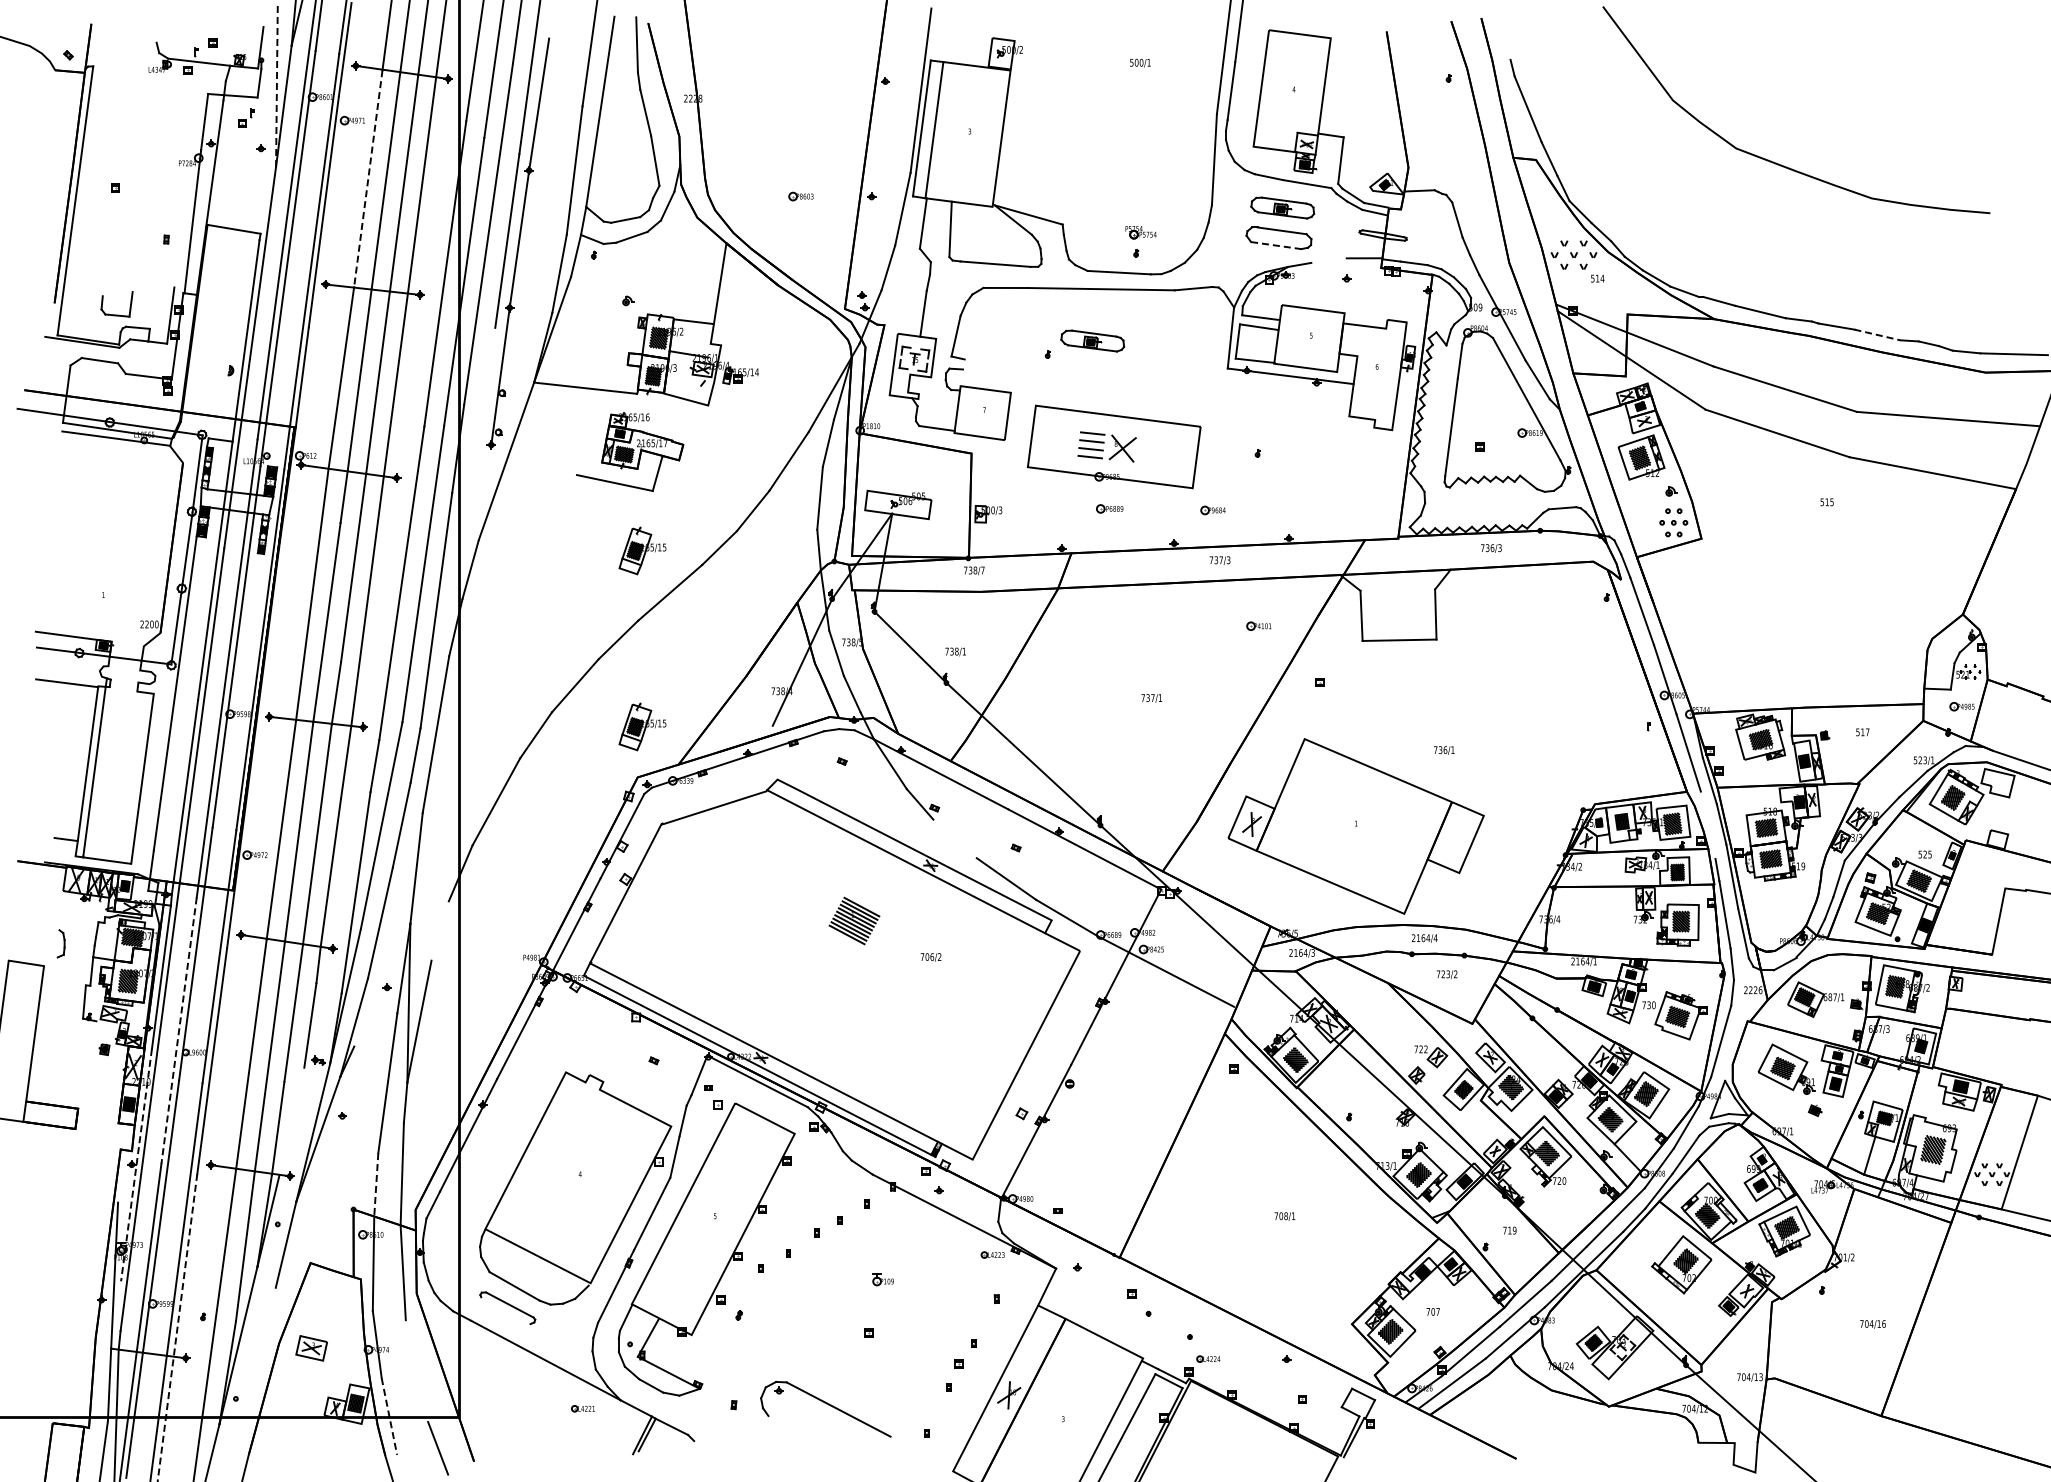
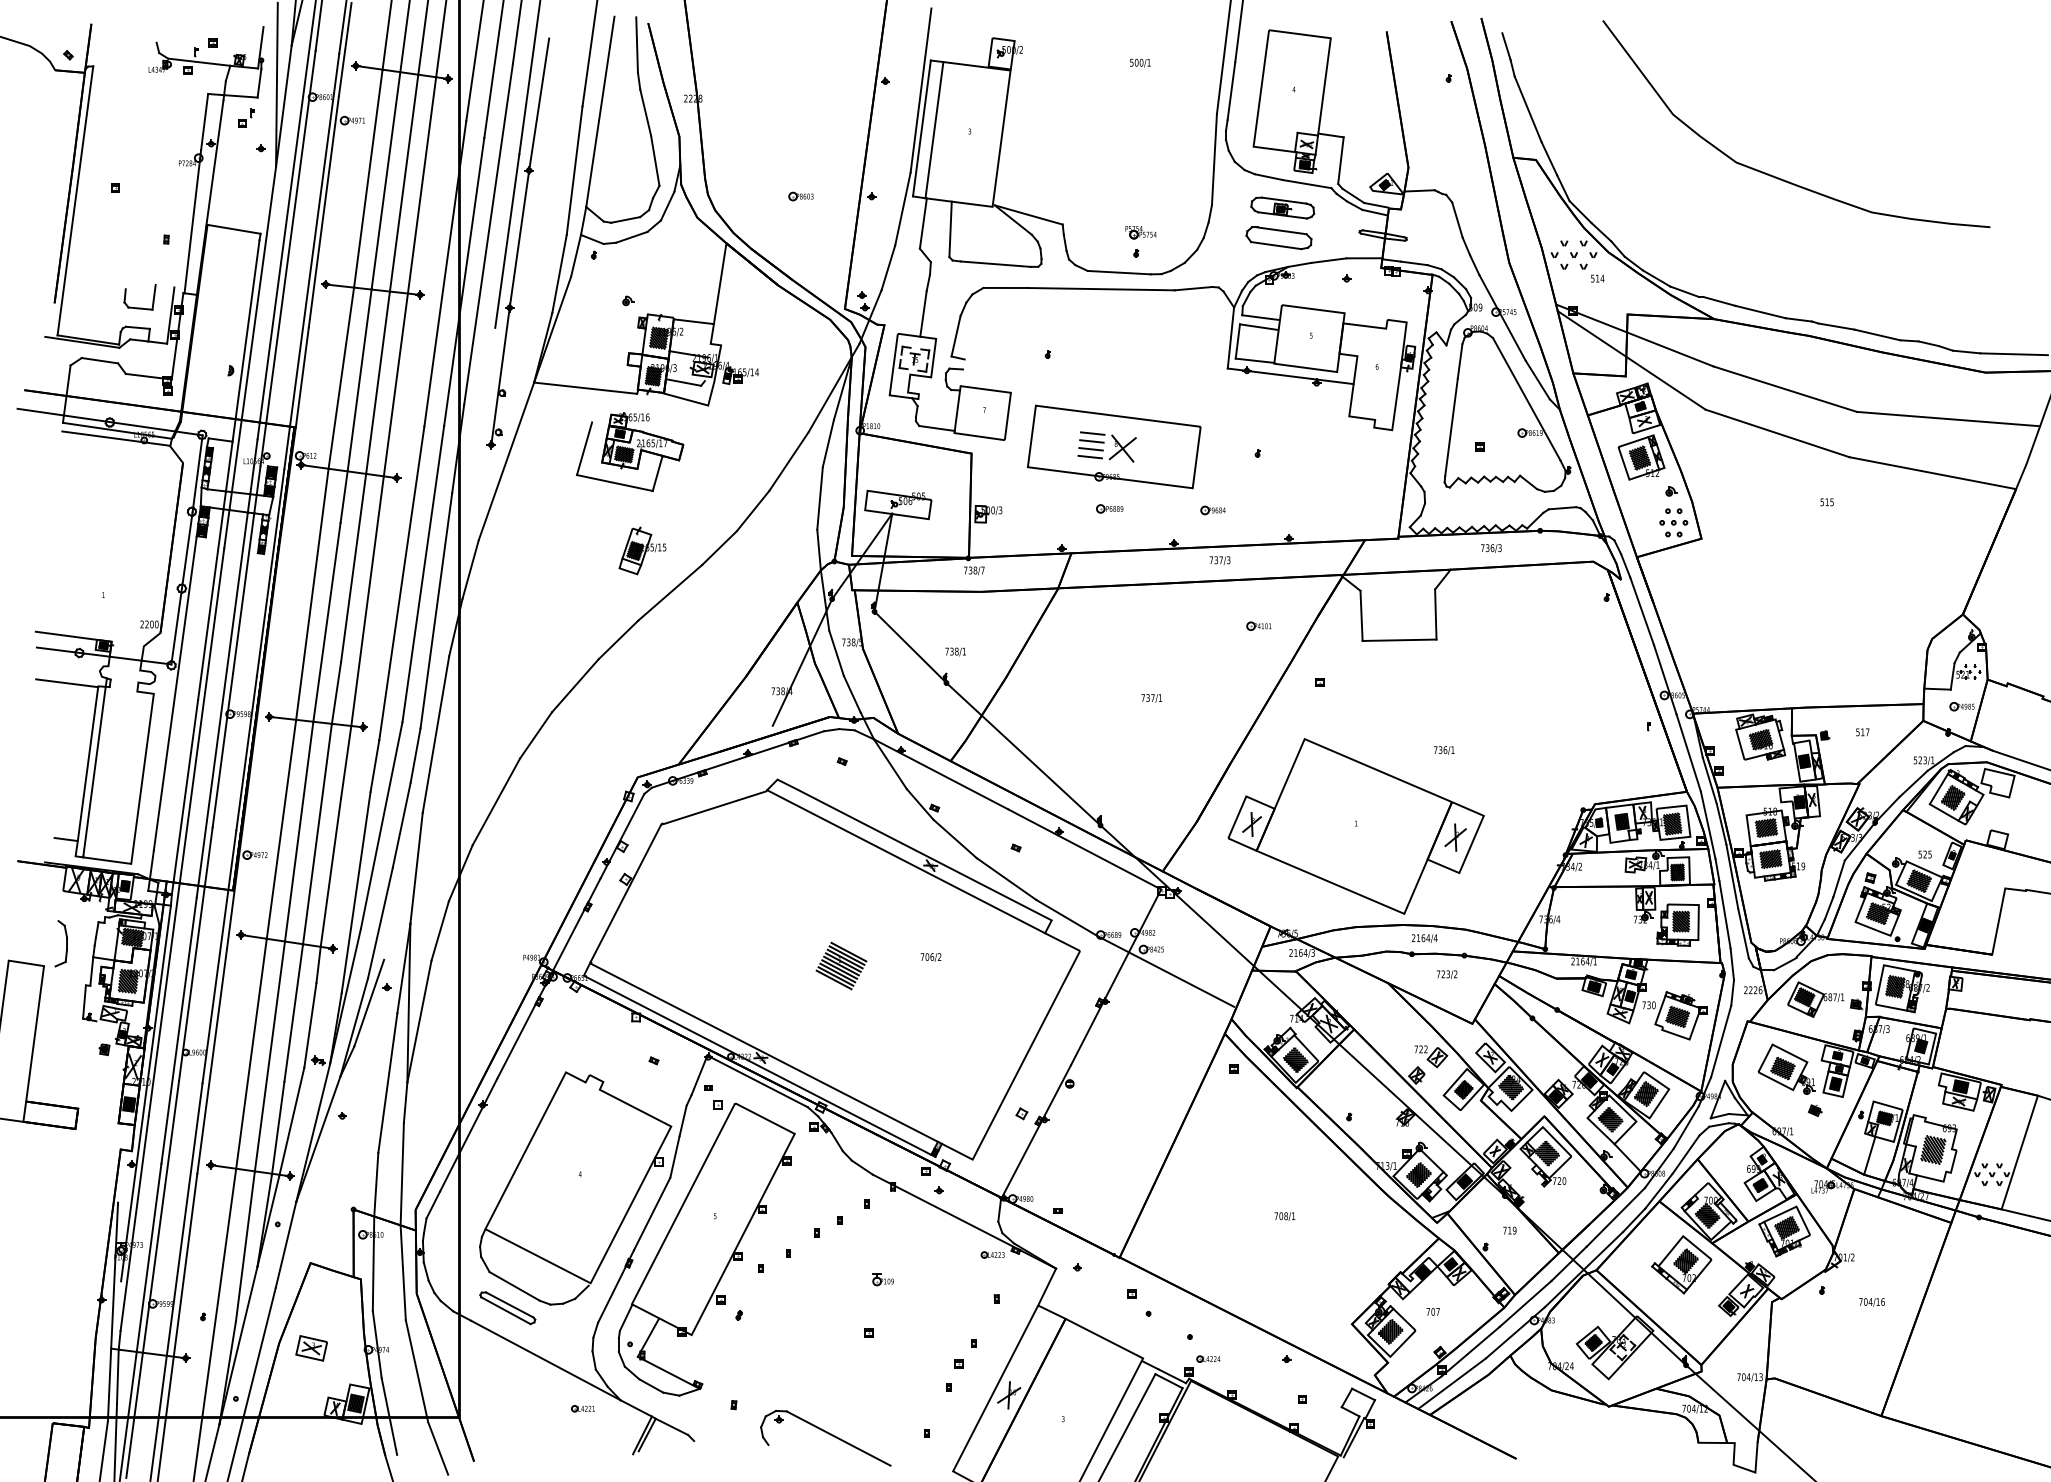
line: none -> present (1506, 46)
line: dashed -> solid (276, 84)
curve position: (1776, 162) -> (1776, 176) (1776, 176)
line: dashed -> solid (368, 179)
line: dashed -> solid (1276, 245)
line: none -> present (1328, 260)
part position: (116, 314) -> (139, 307) (139, 307)
line: dashed -> solid (1877, 334)
part: present -> none (1092, 340)
line: none -> present (683, 382)
line: none -> present (584, 448)
part: present -> none (642, 726)
line: none -> present (1707, 824)
part: none -> present (1455, 837)
line: none -> present (954, 838)
part position: (854, 920) -> (841, 965) (841, 965)
line: none -> present (439, 930)
part size: 10x30 px -> 14x48 px (60, 943)
line: none -> present (369, 1002)
line: dashed -> solid (179, 1031)
line: none -> present (291, 1121)
line: dashed -> solid (136, 1165)
line: dashed -> solid (376, 1184)
line: none -> present (505, 1310)
text position: (1872, 1324) -> (1871, 1302) (1871, 1302)
line: dashed -> solid (177, 1328)
line: none -> present (416, 1370)
line: none -> present (251, 1382)
part position: (825, 1408) -> (825, 1437) (825, 1437)
line: dashed -> solid (389, 1417)
